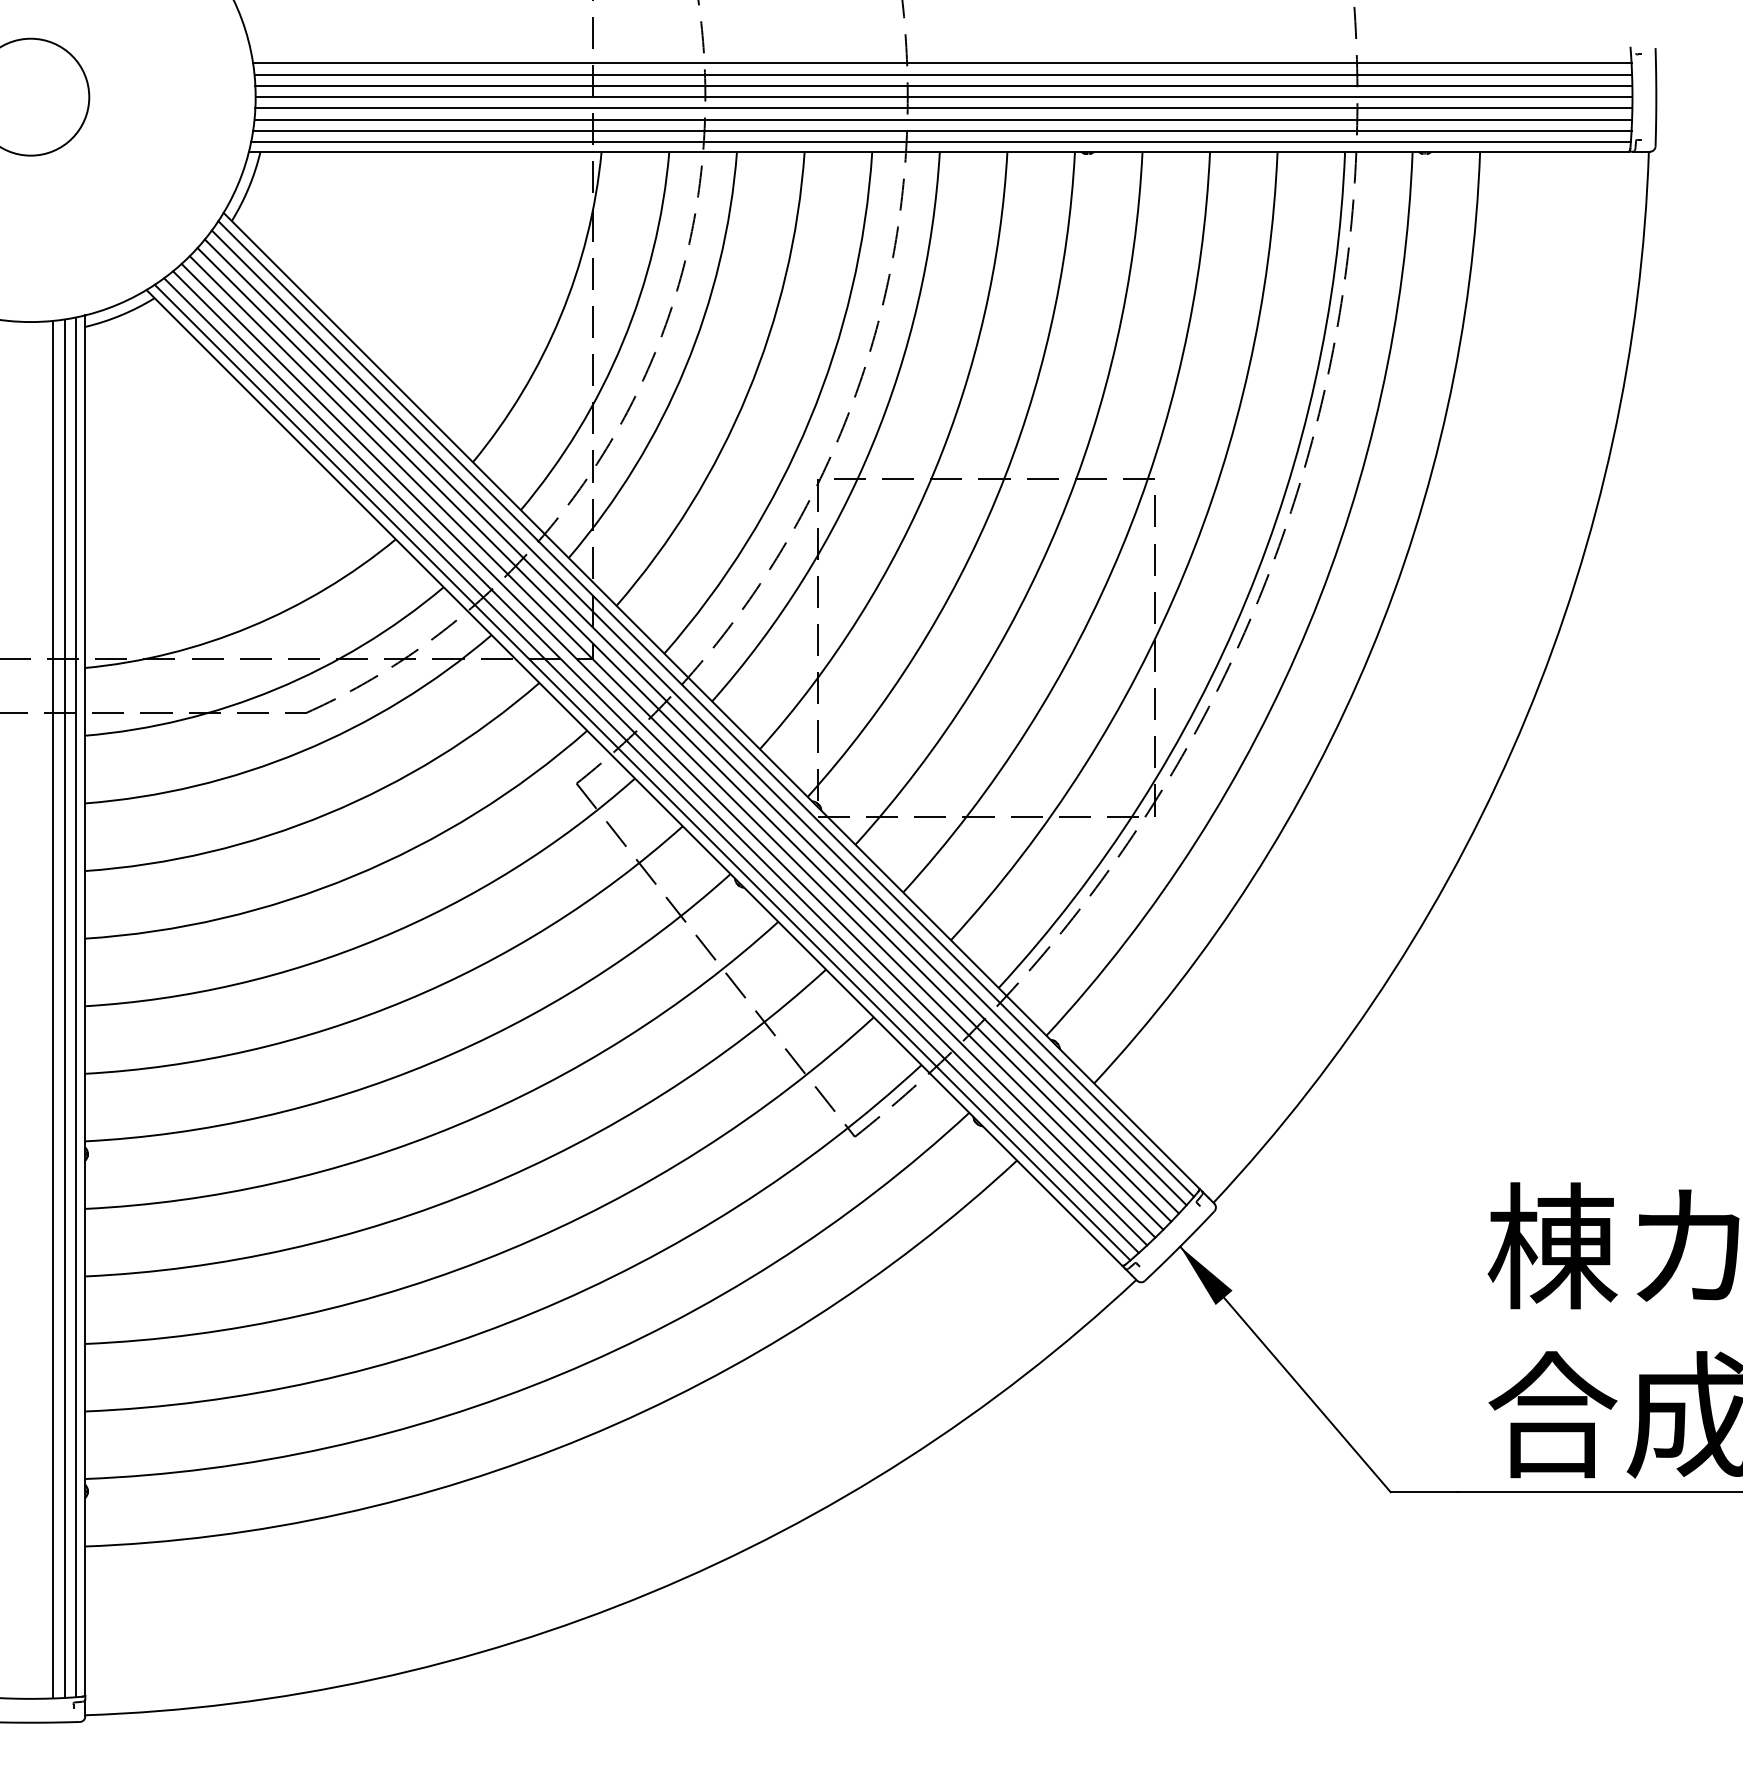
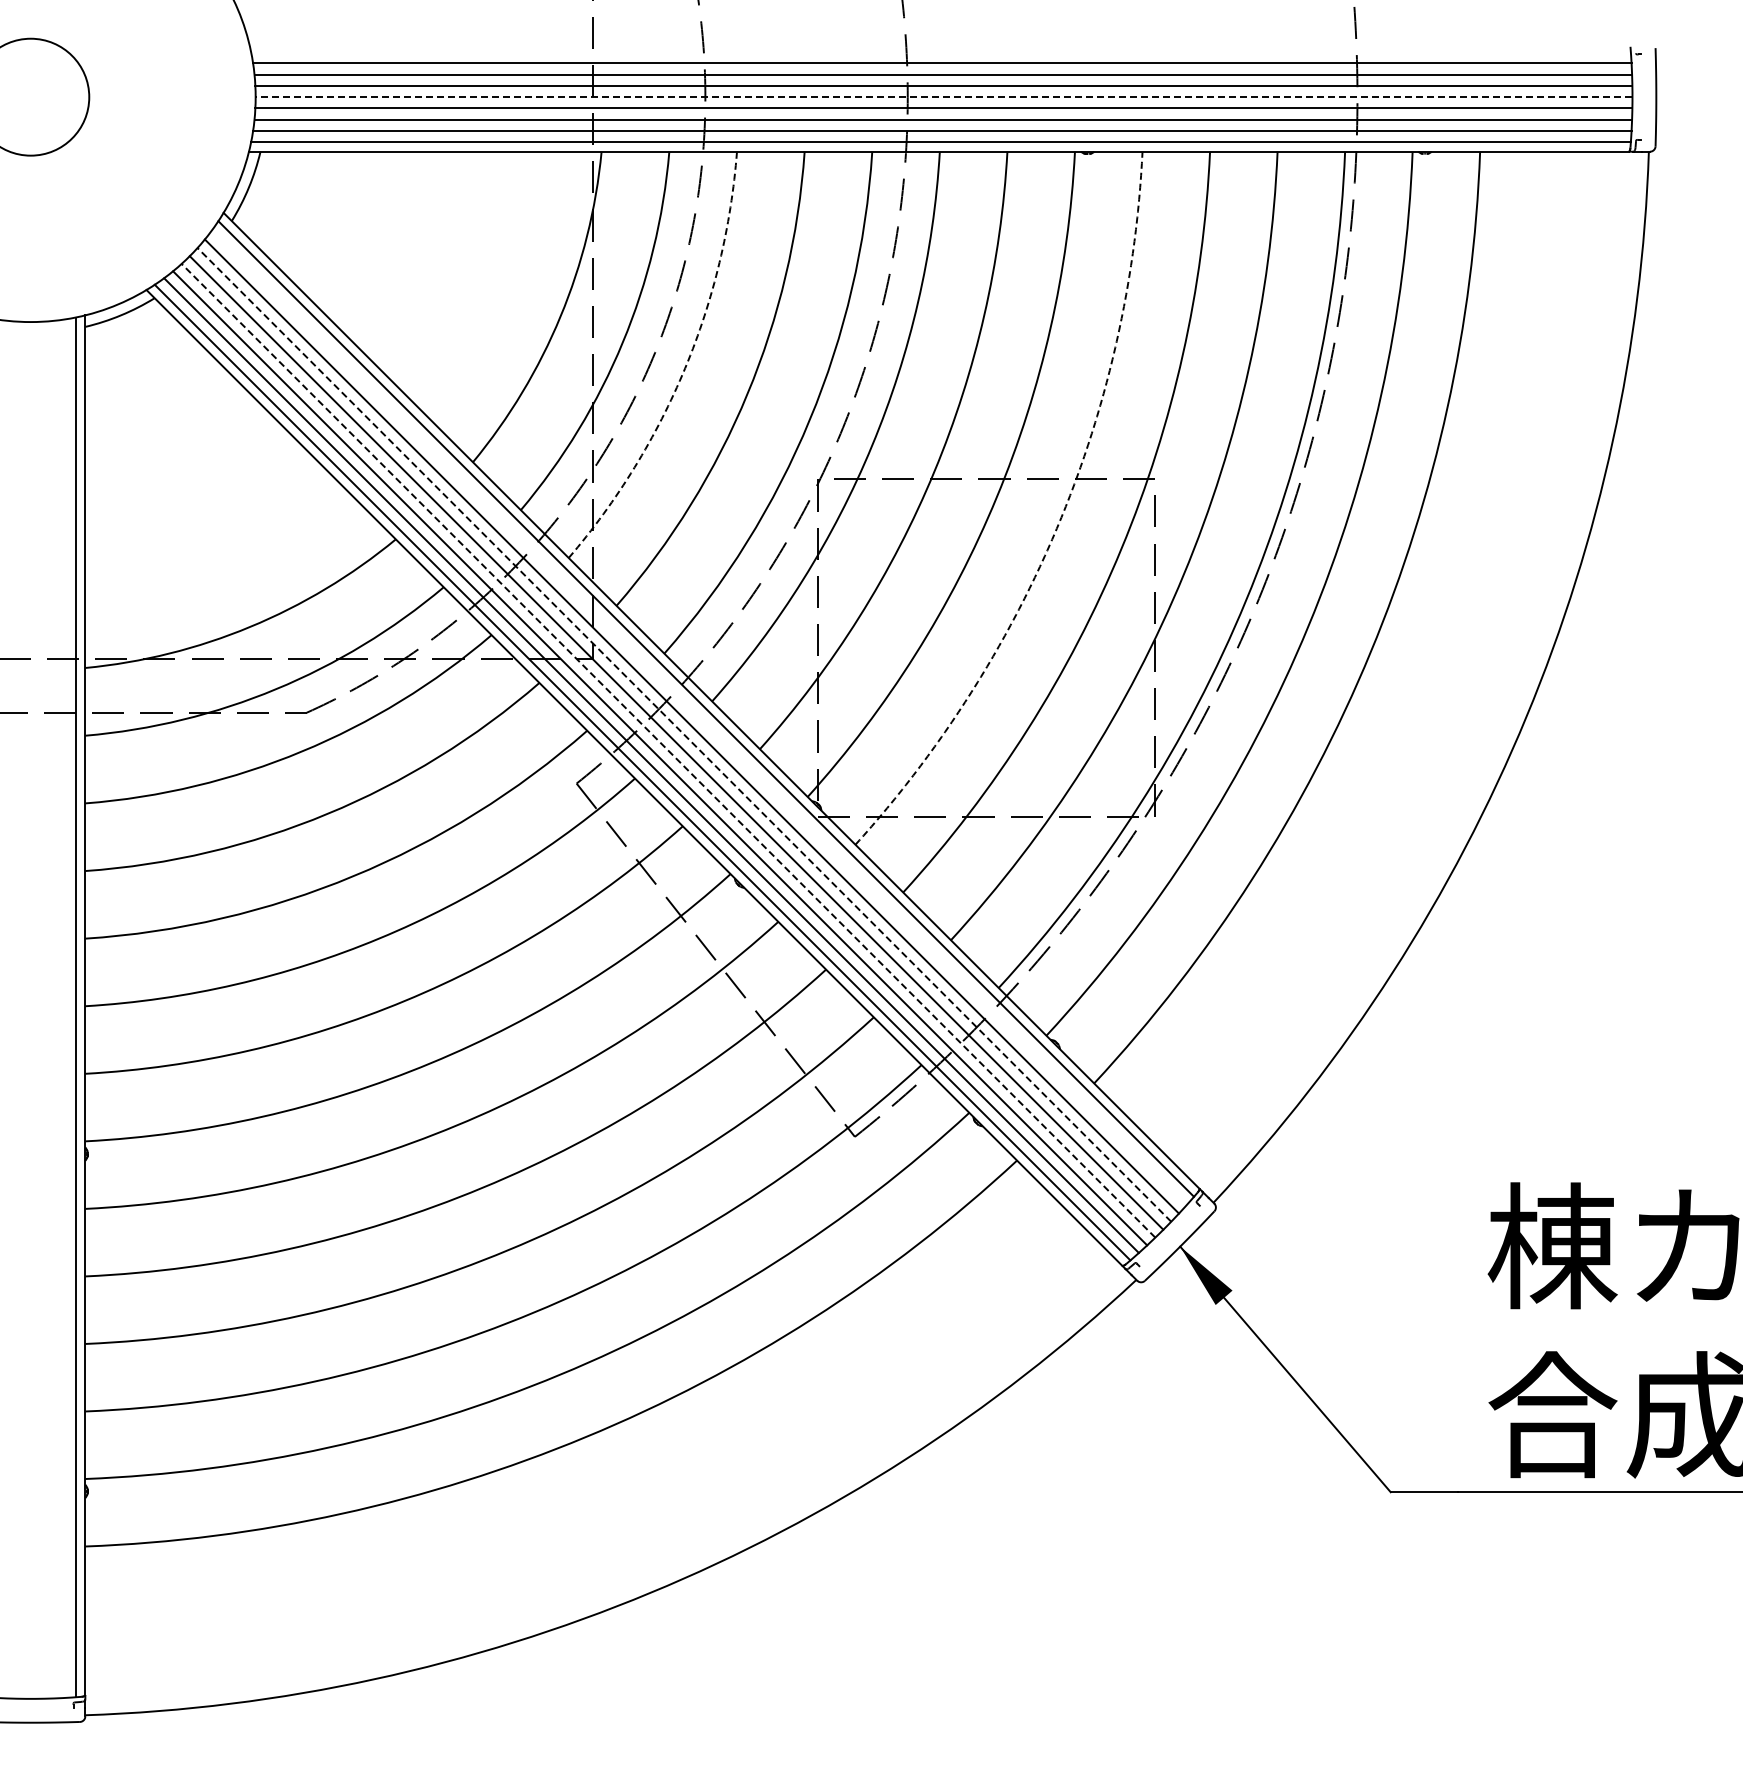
line: solid -> dashed (943, 97)
arc: solid -> dashed (685, 368)
arc: solid -> dashed (1059, 523)
line: present -> none (698, 717)
line: solid -> dashed (684, 734)
line: solid -> dashed (668, 750)
line: present -> none (64, 1008)
line: present -> none (53, 1009)
